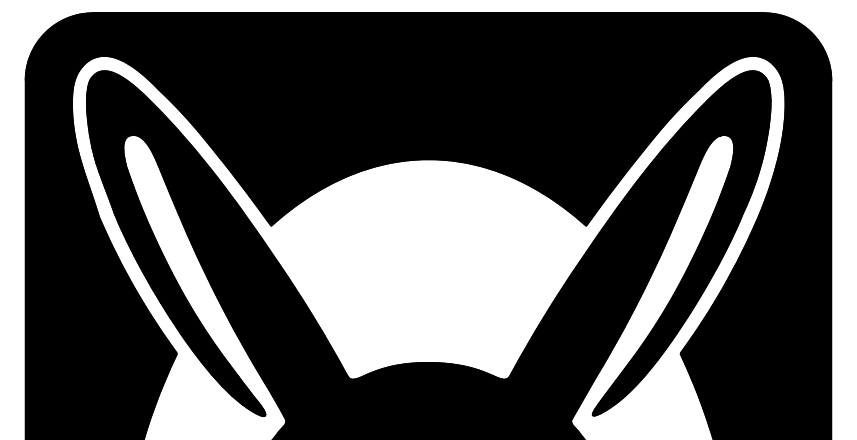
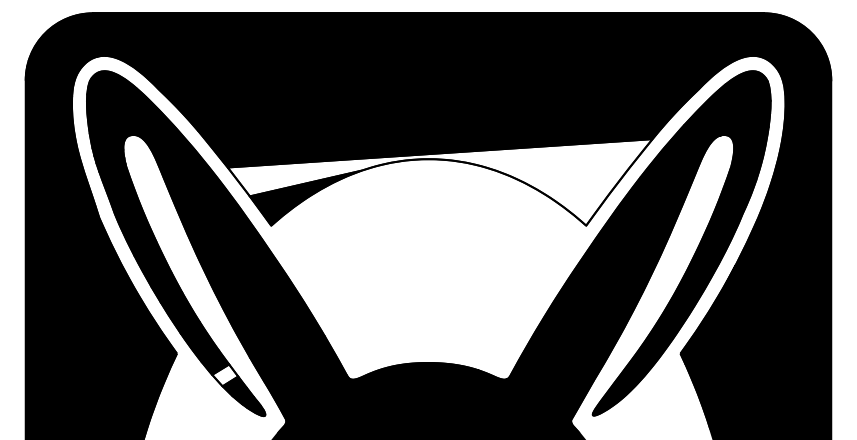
fill: present -> none (439, 182)
fill: present -> none (225, 375)
